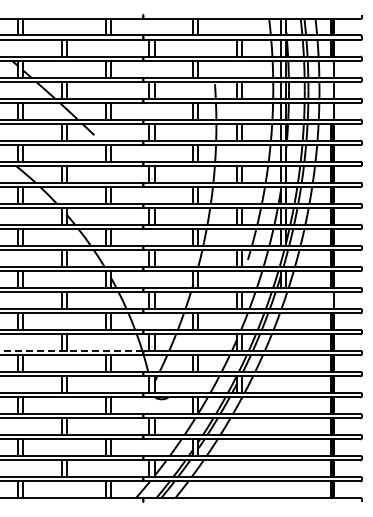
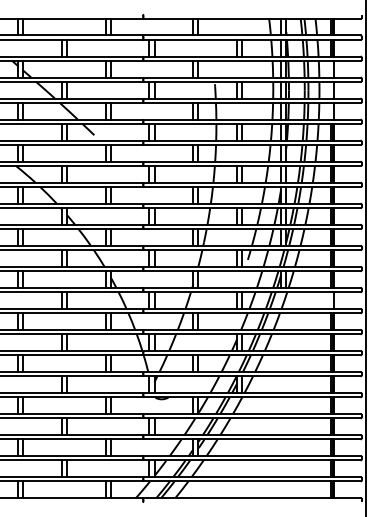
line: none -> present (365, 257)
line: dashed -> solid (71, 350)
